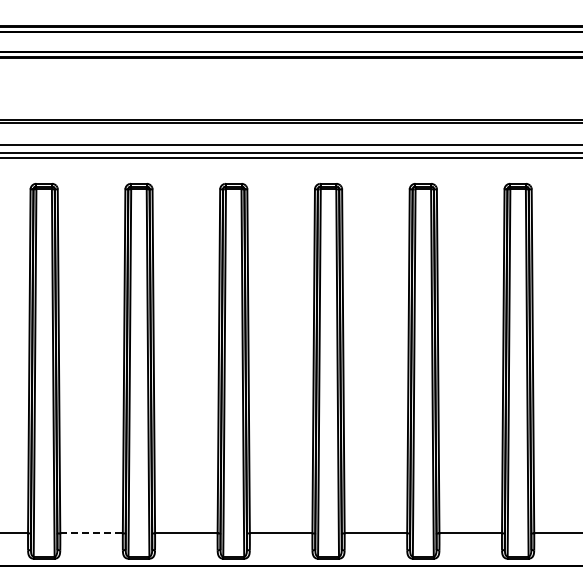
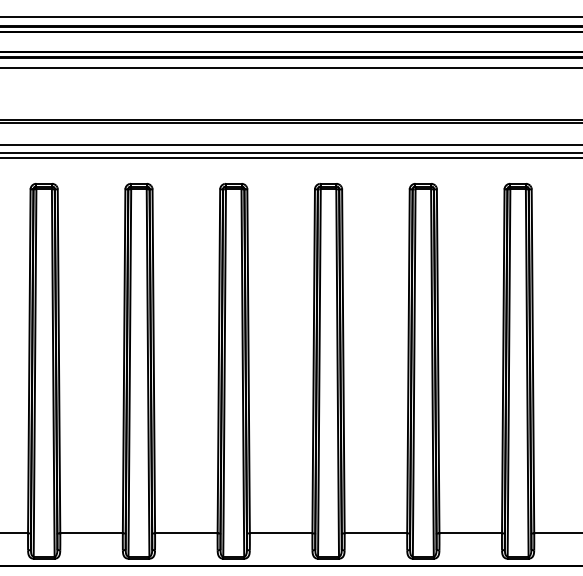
line: none -> present (290, 17)
line: none -> present (290, 68)
line: dashed -> solid (92, 533)
